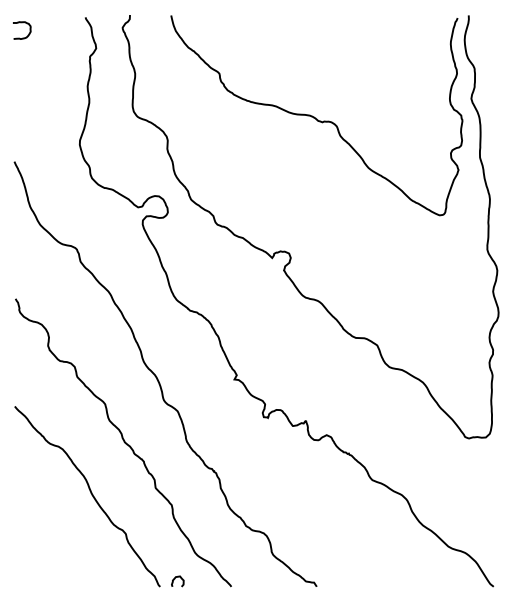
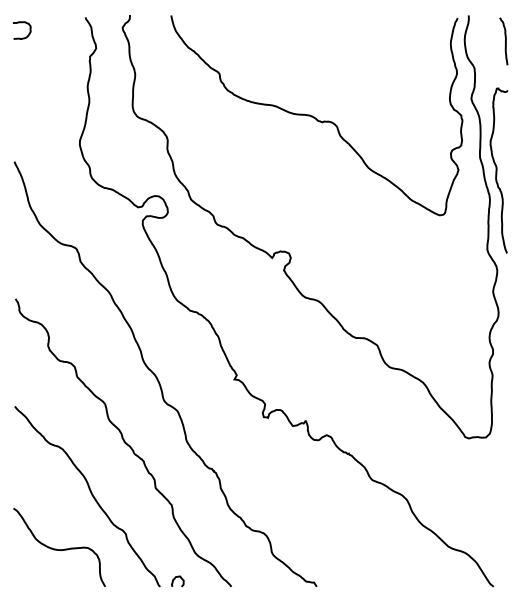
curve: none -> present (505, 41)
curve: none -> present (497, 170)
curve: none -> present (59, 549)
